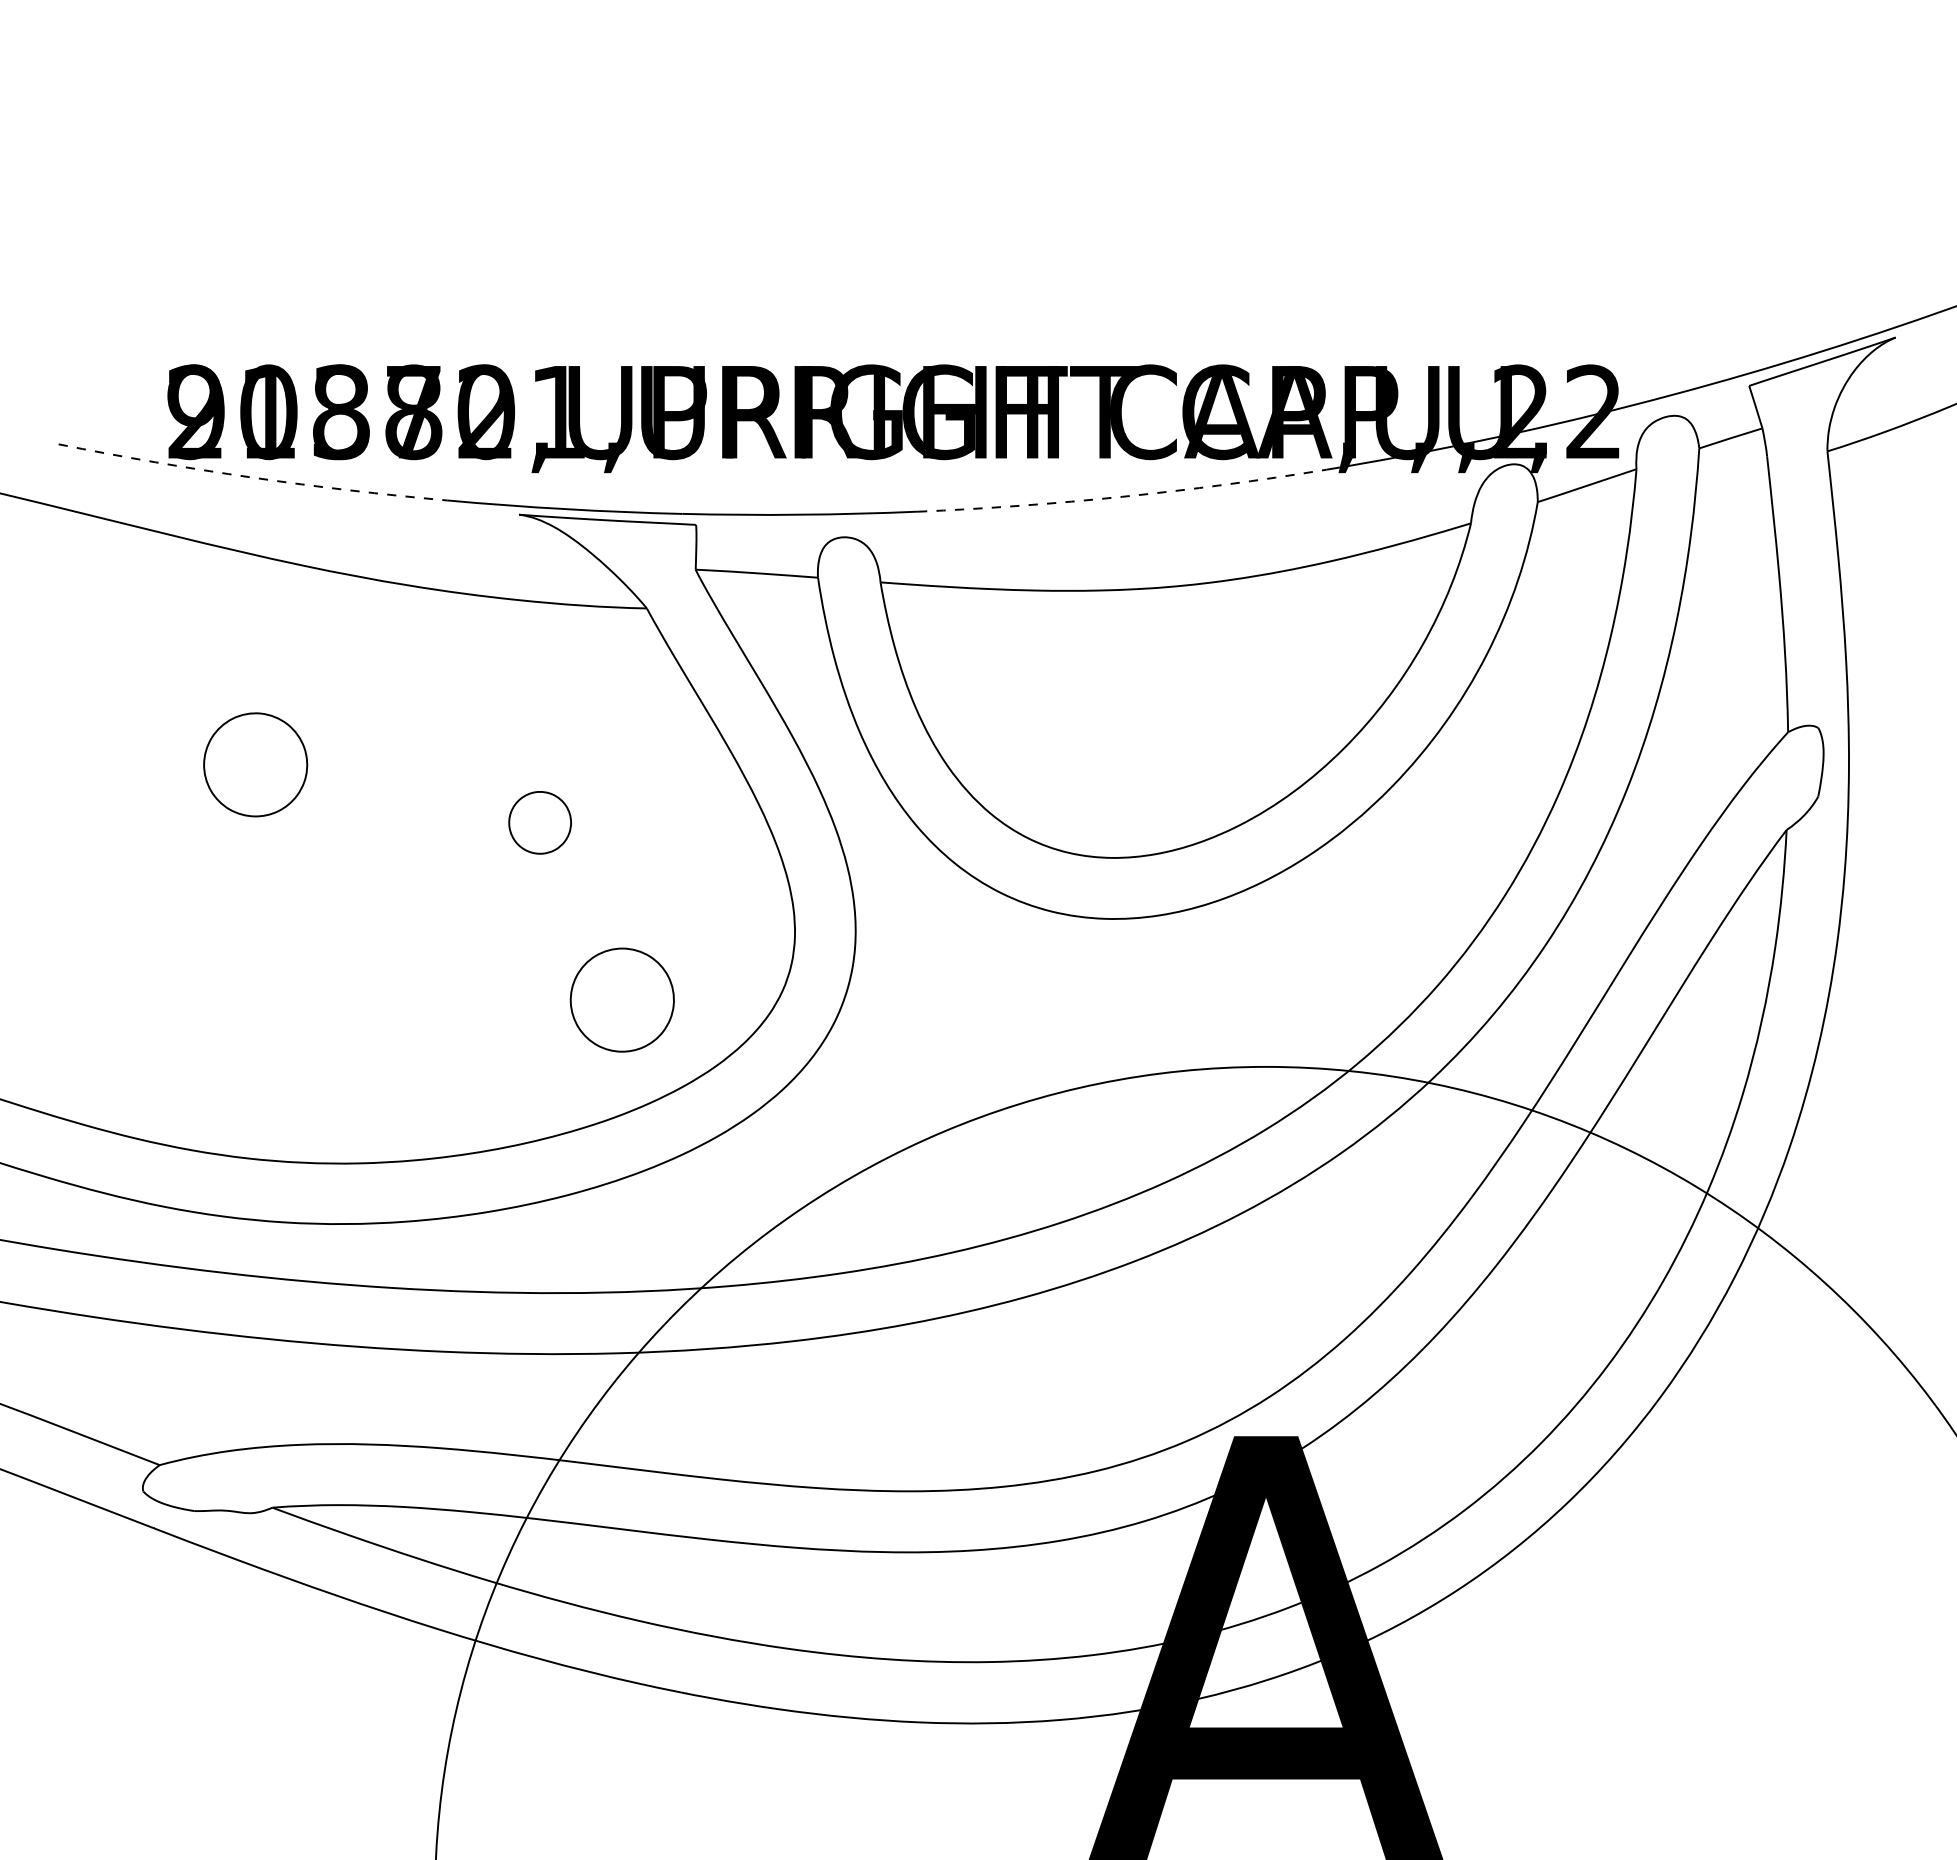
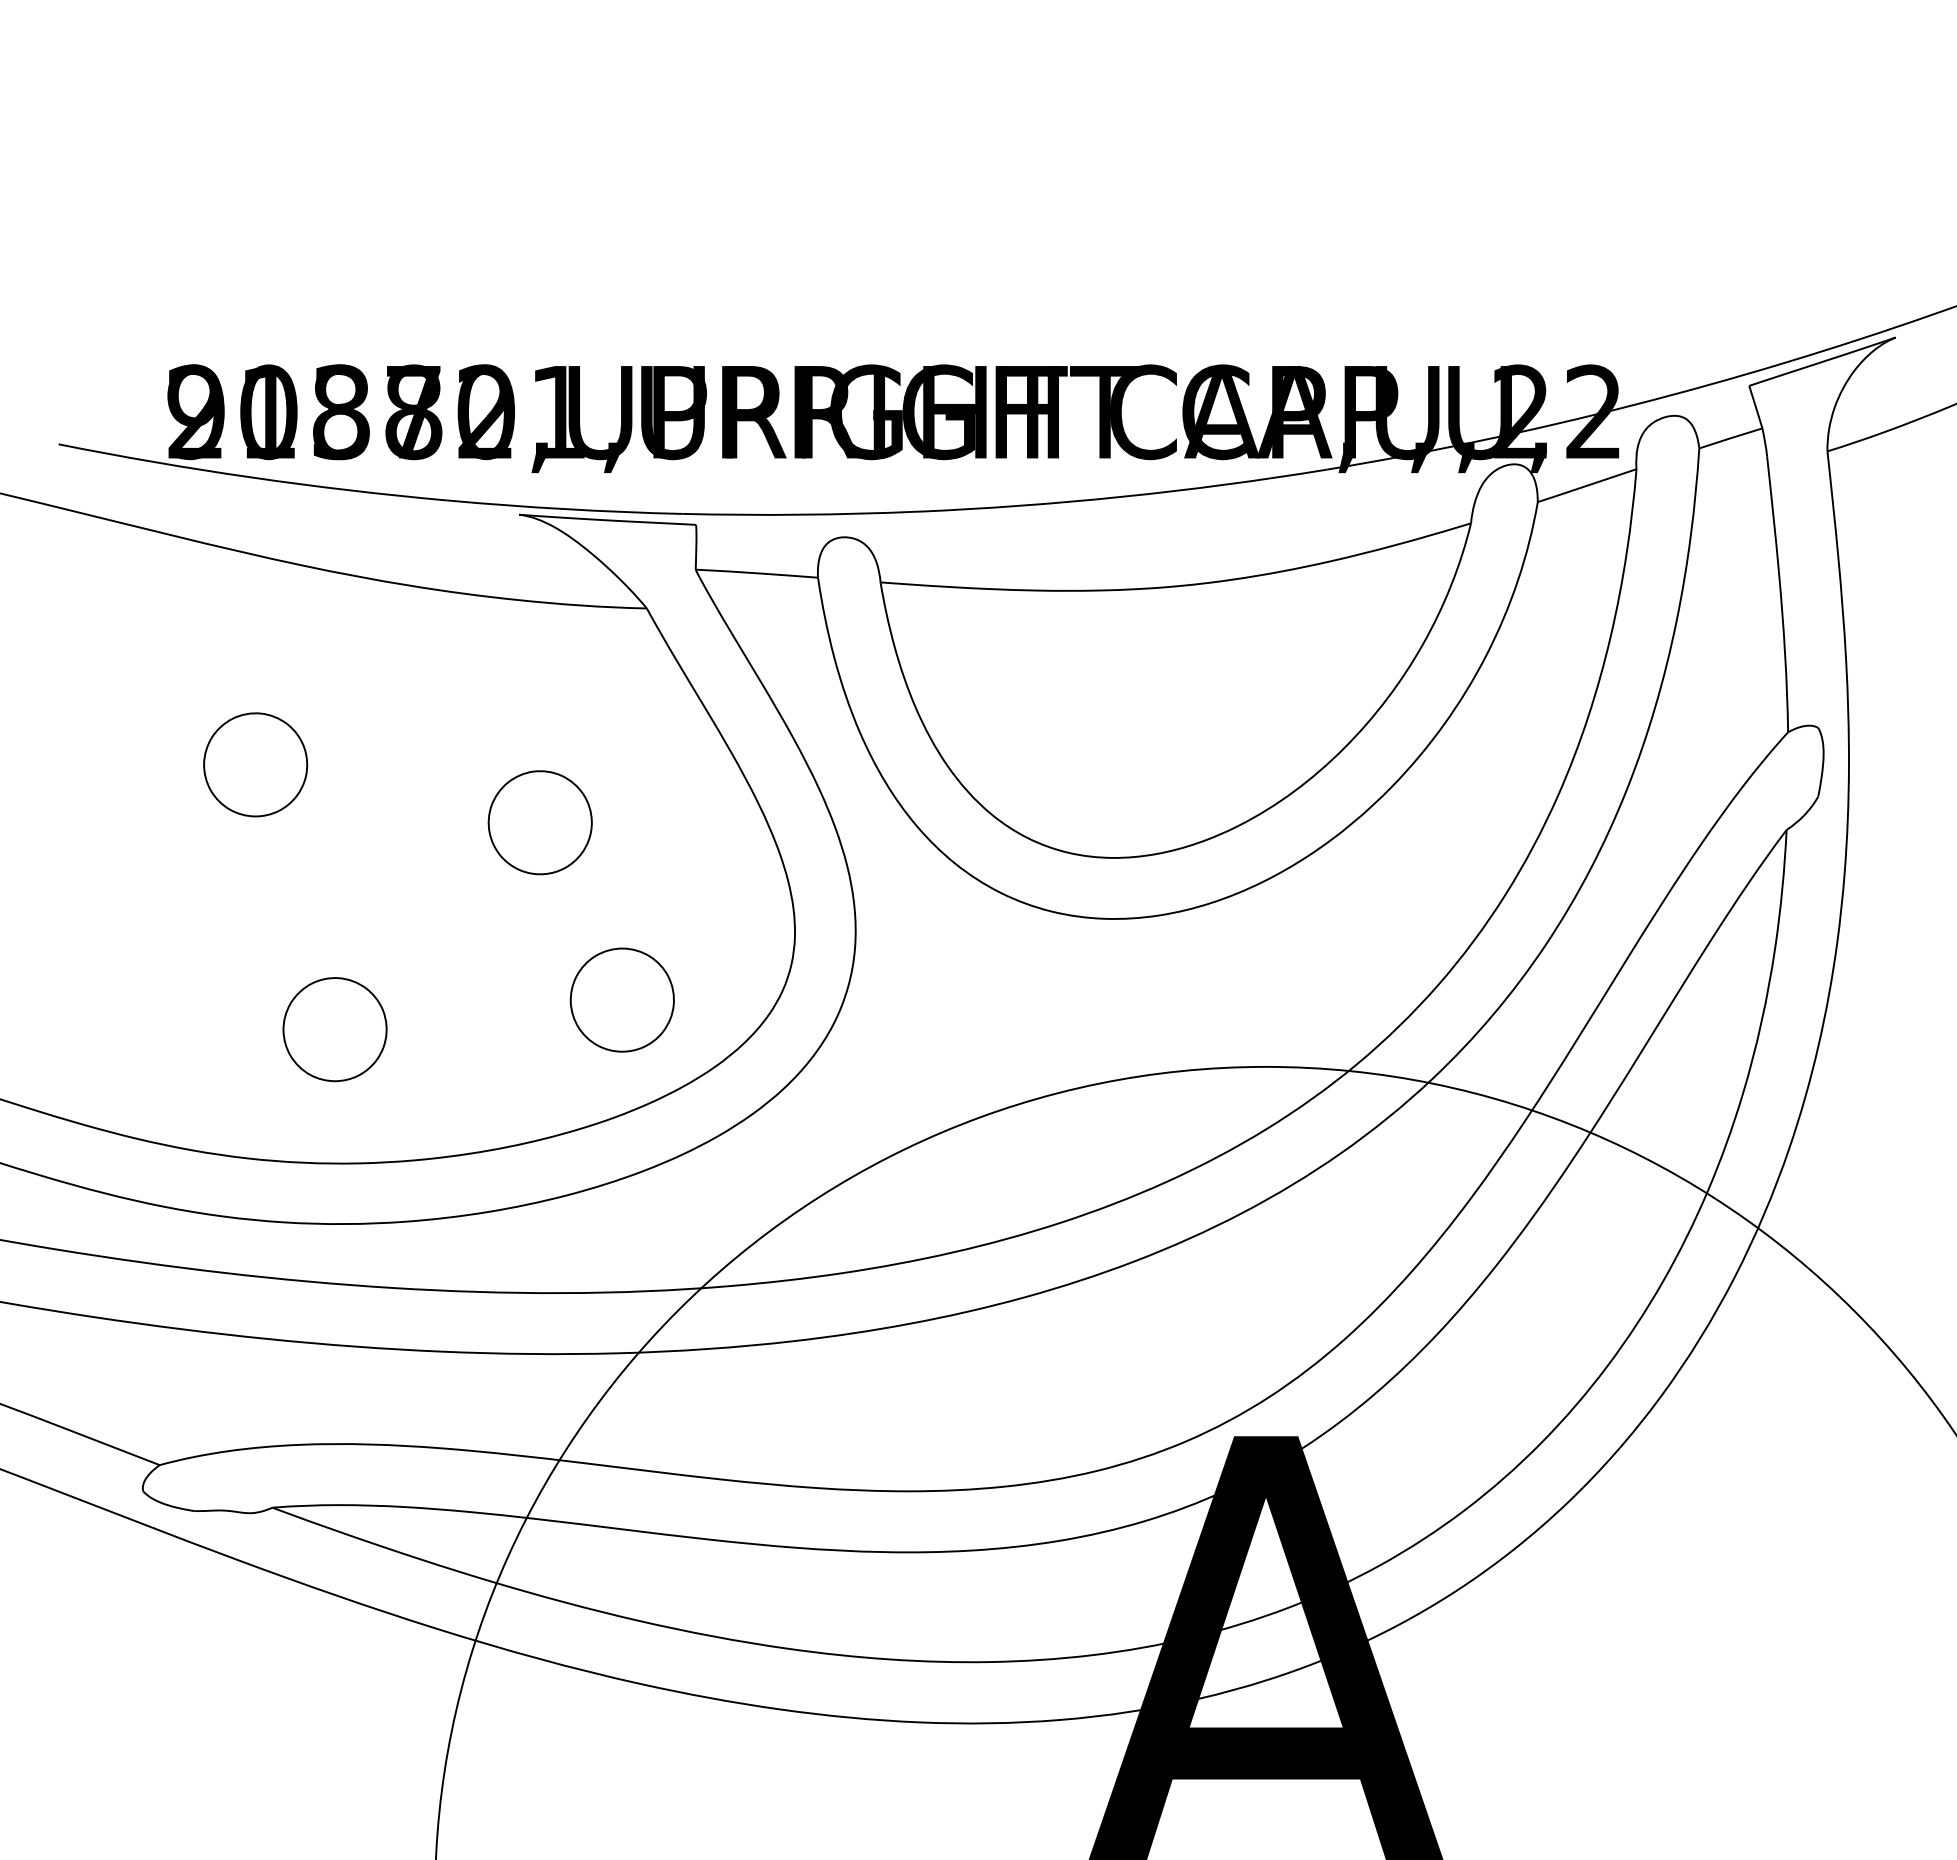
arc: dashed -> solid (252, 477)
arc: dashed -> solid (1122, 496)
part size: 64x64 px -> 106x106 px (539, 822)
part: none -> present (334, 1029)
